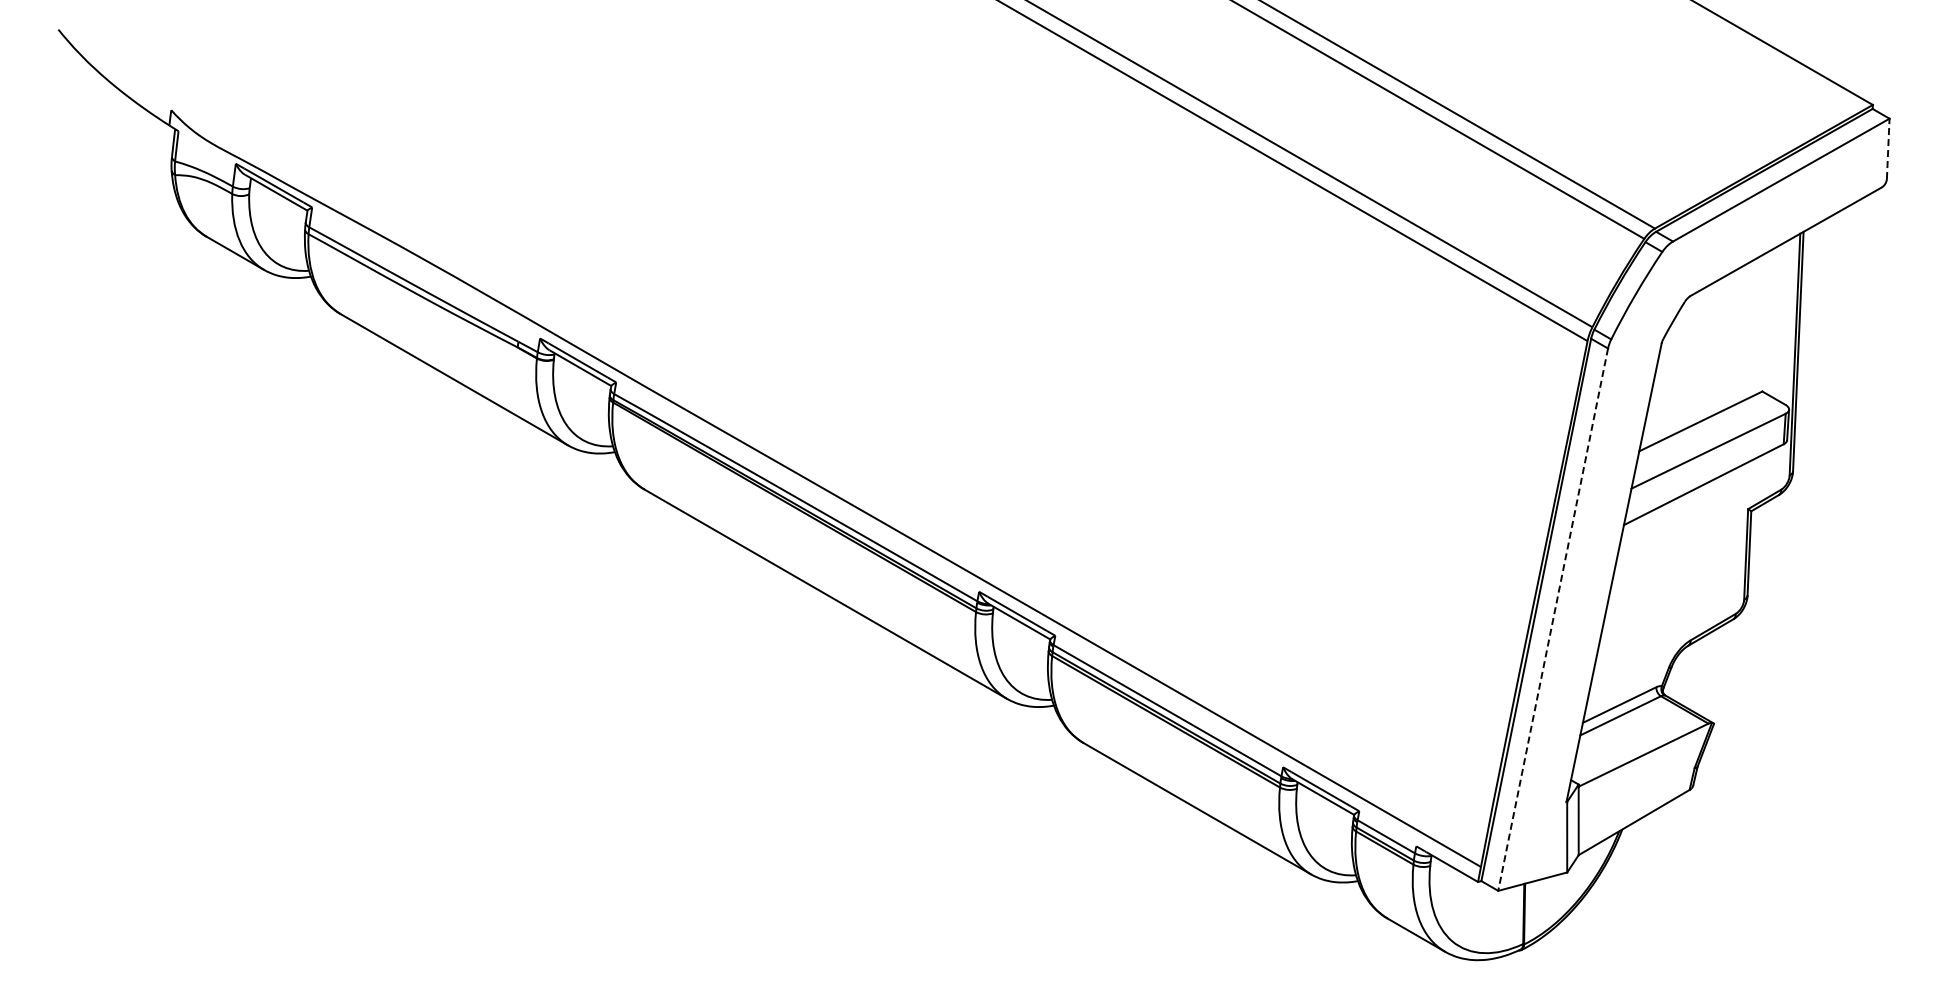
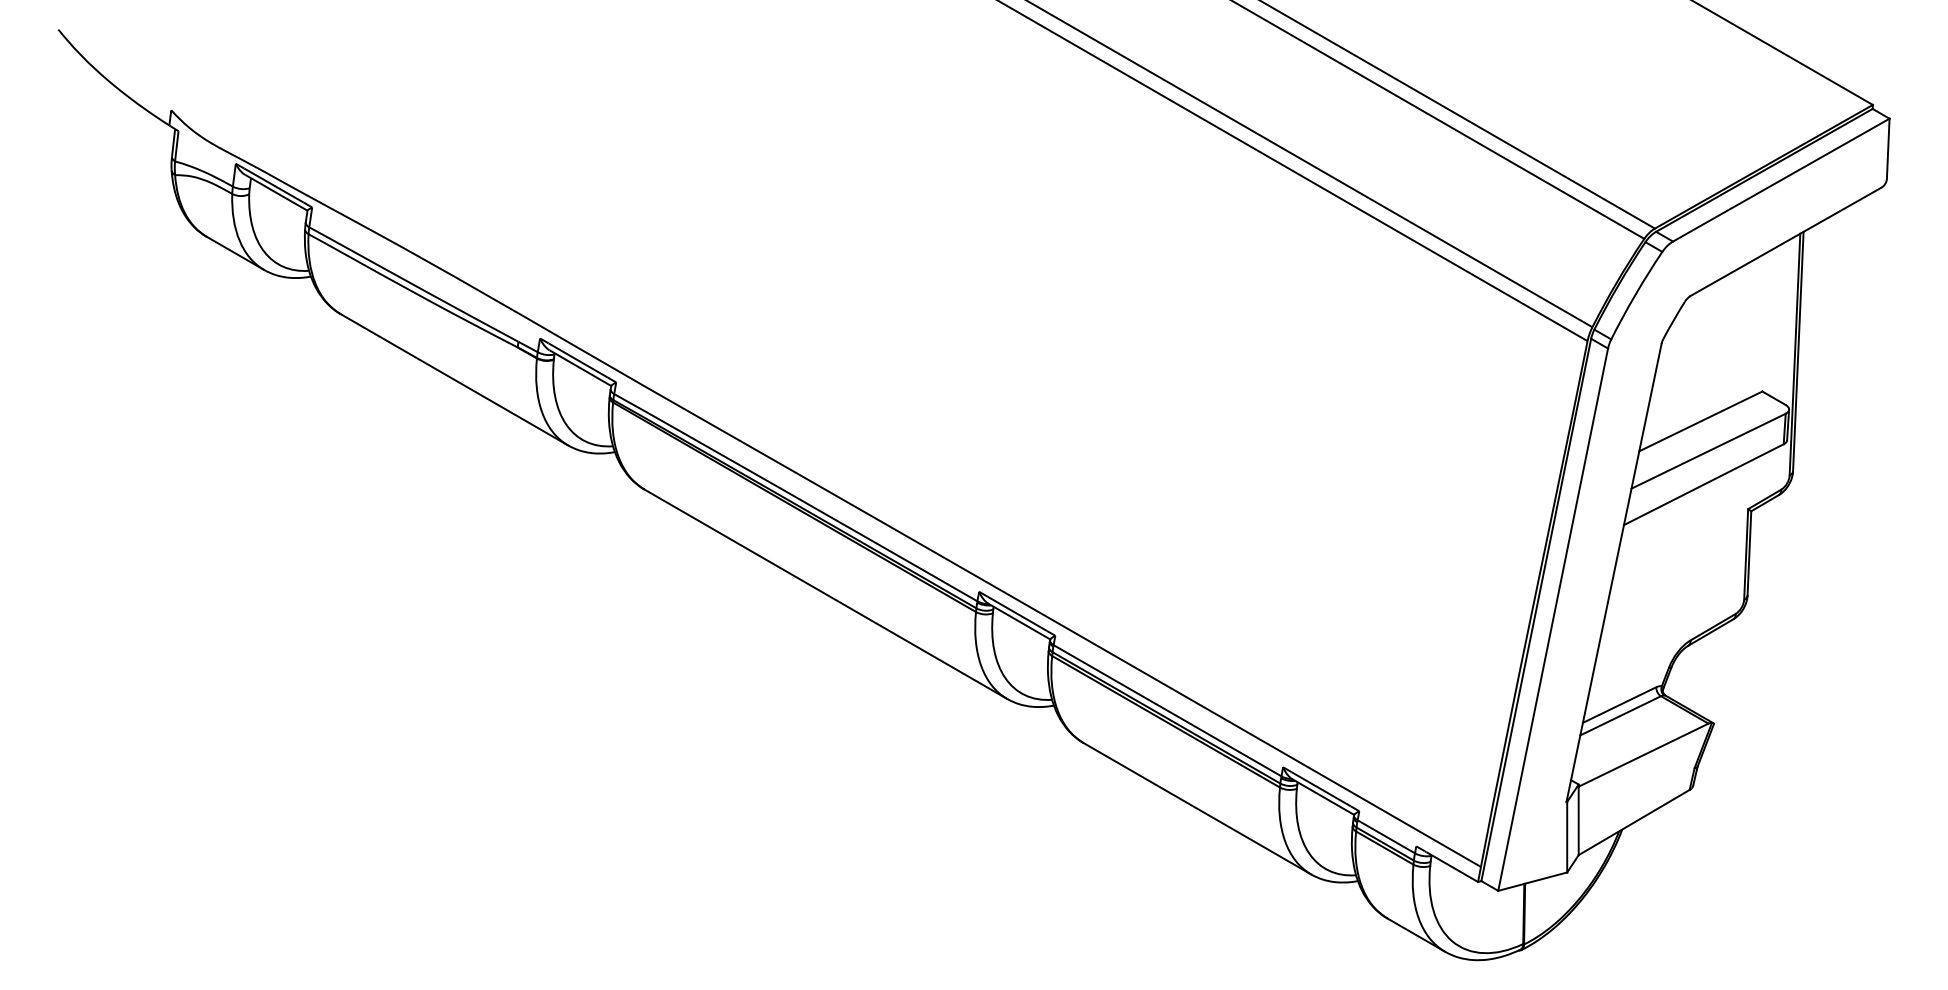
line: dashed -> solid (1888, 148)
line: dashed -> solid (1553, 619)
